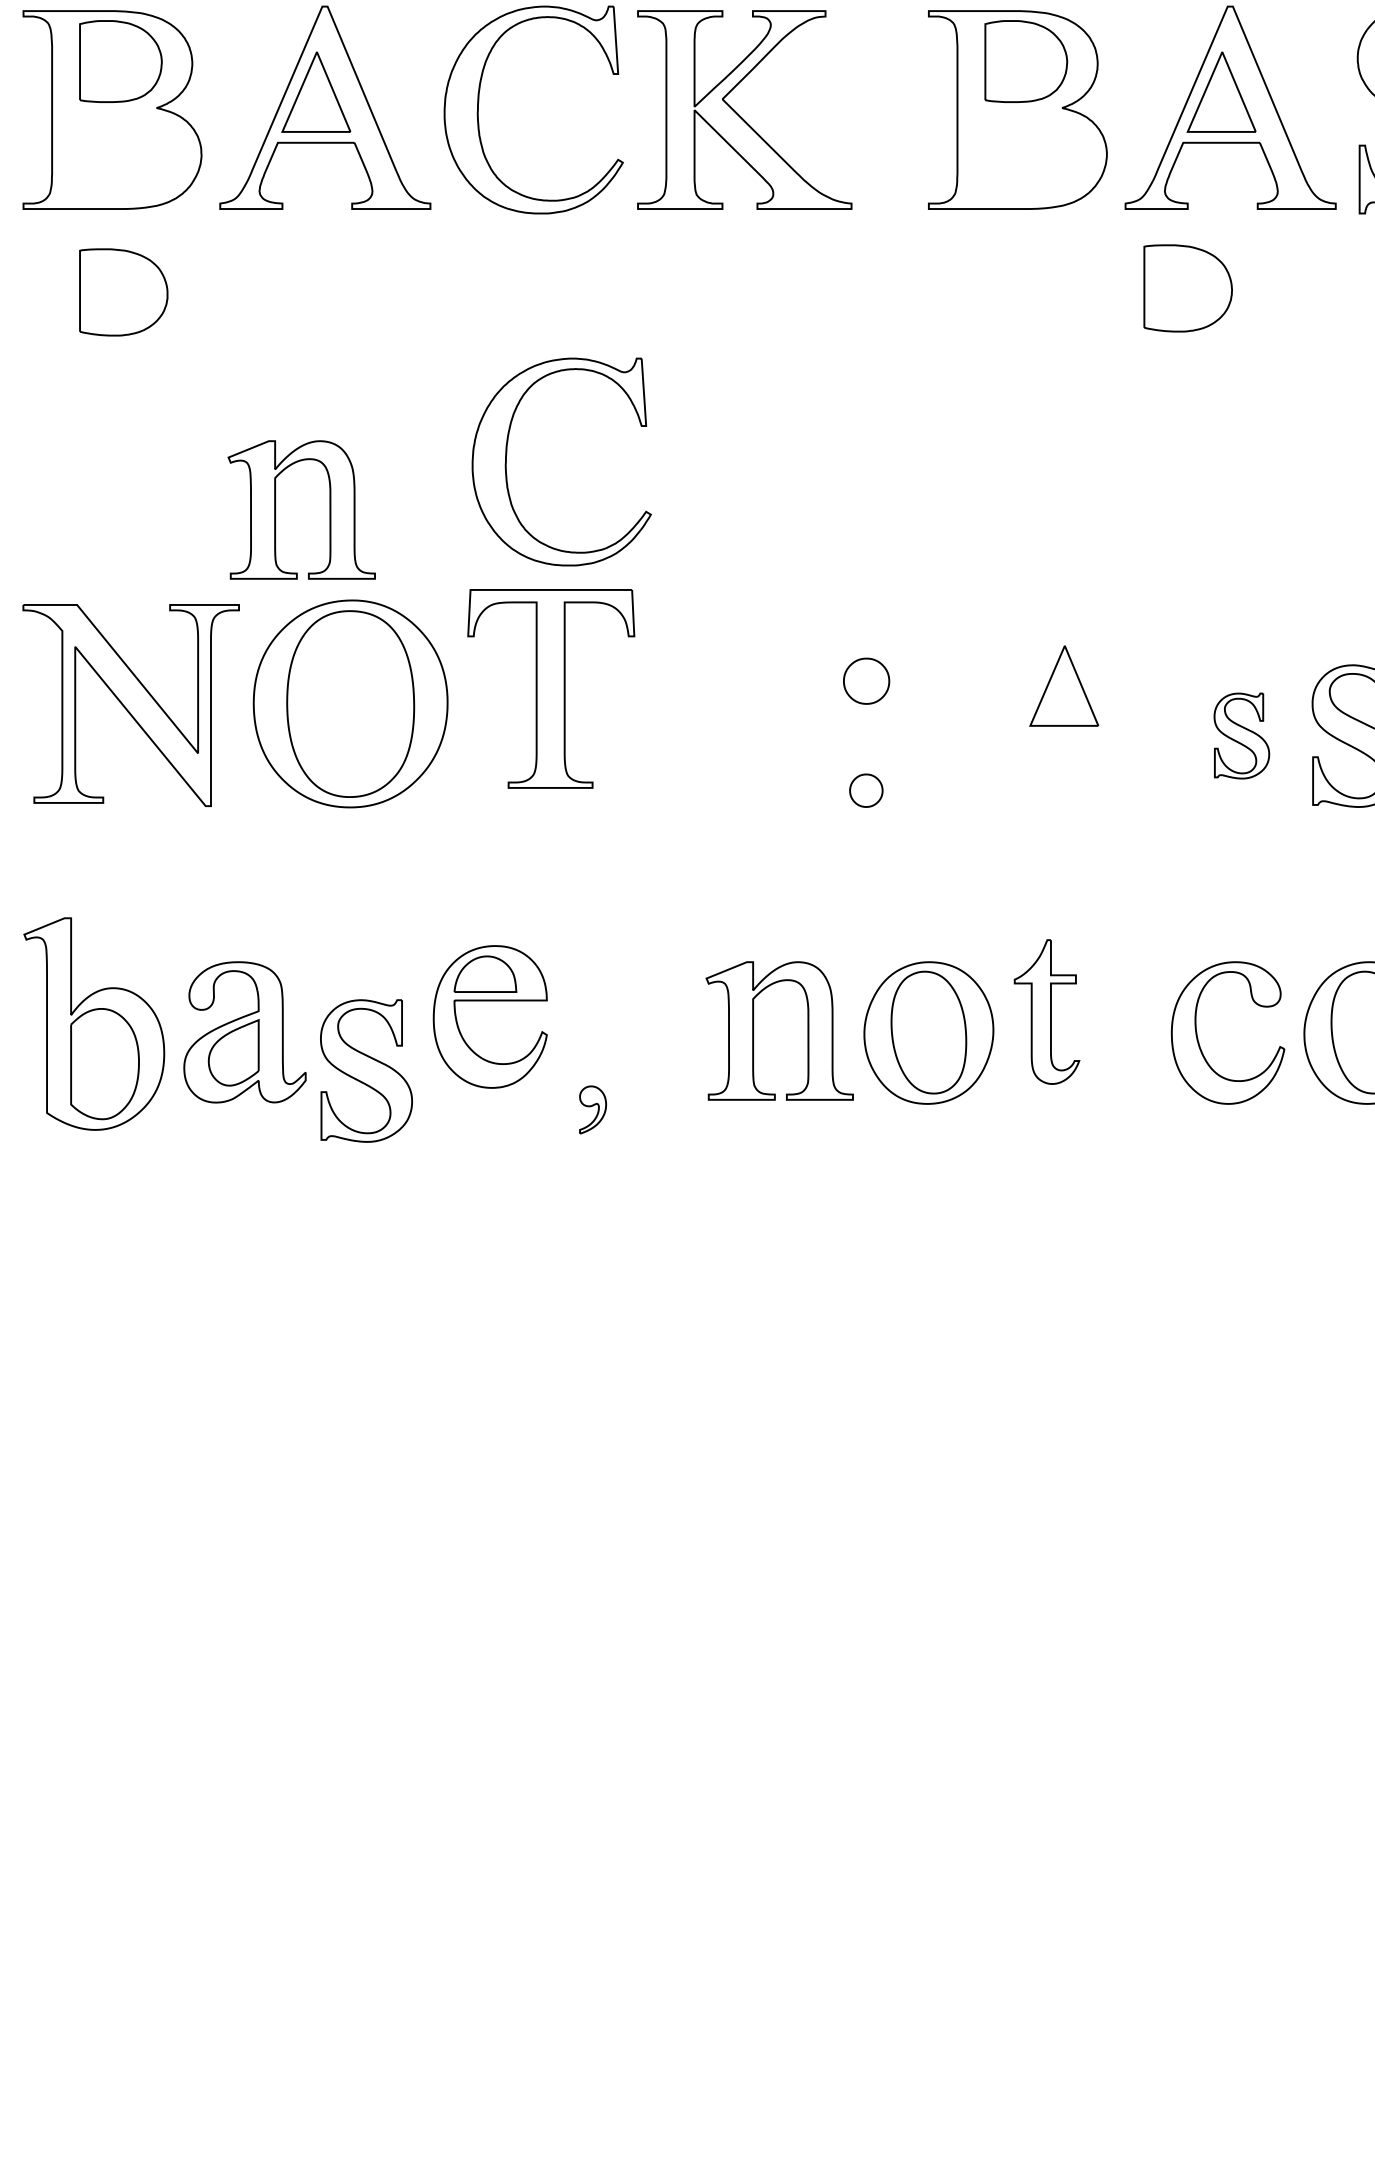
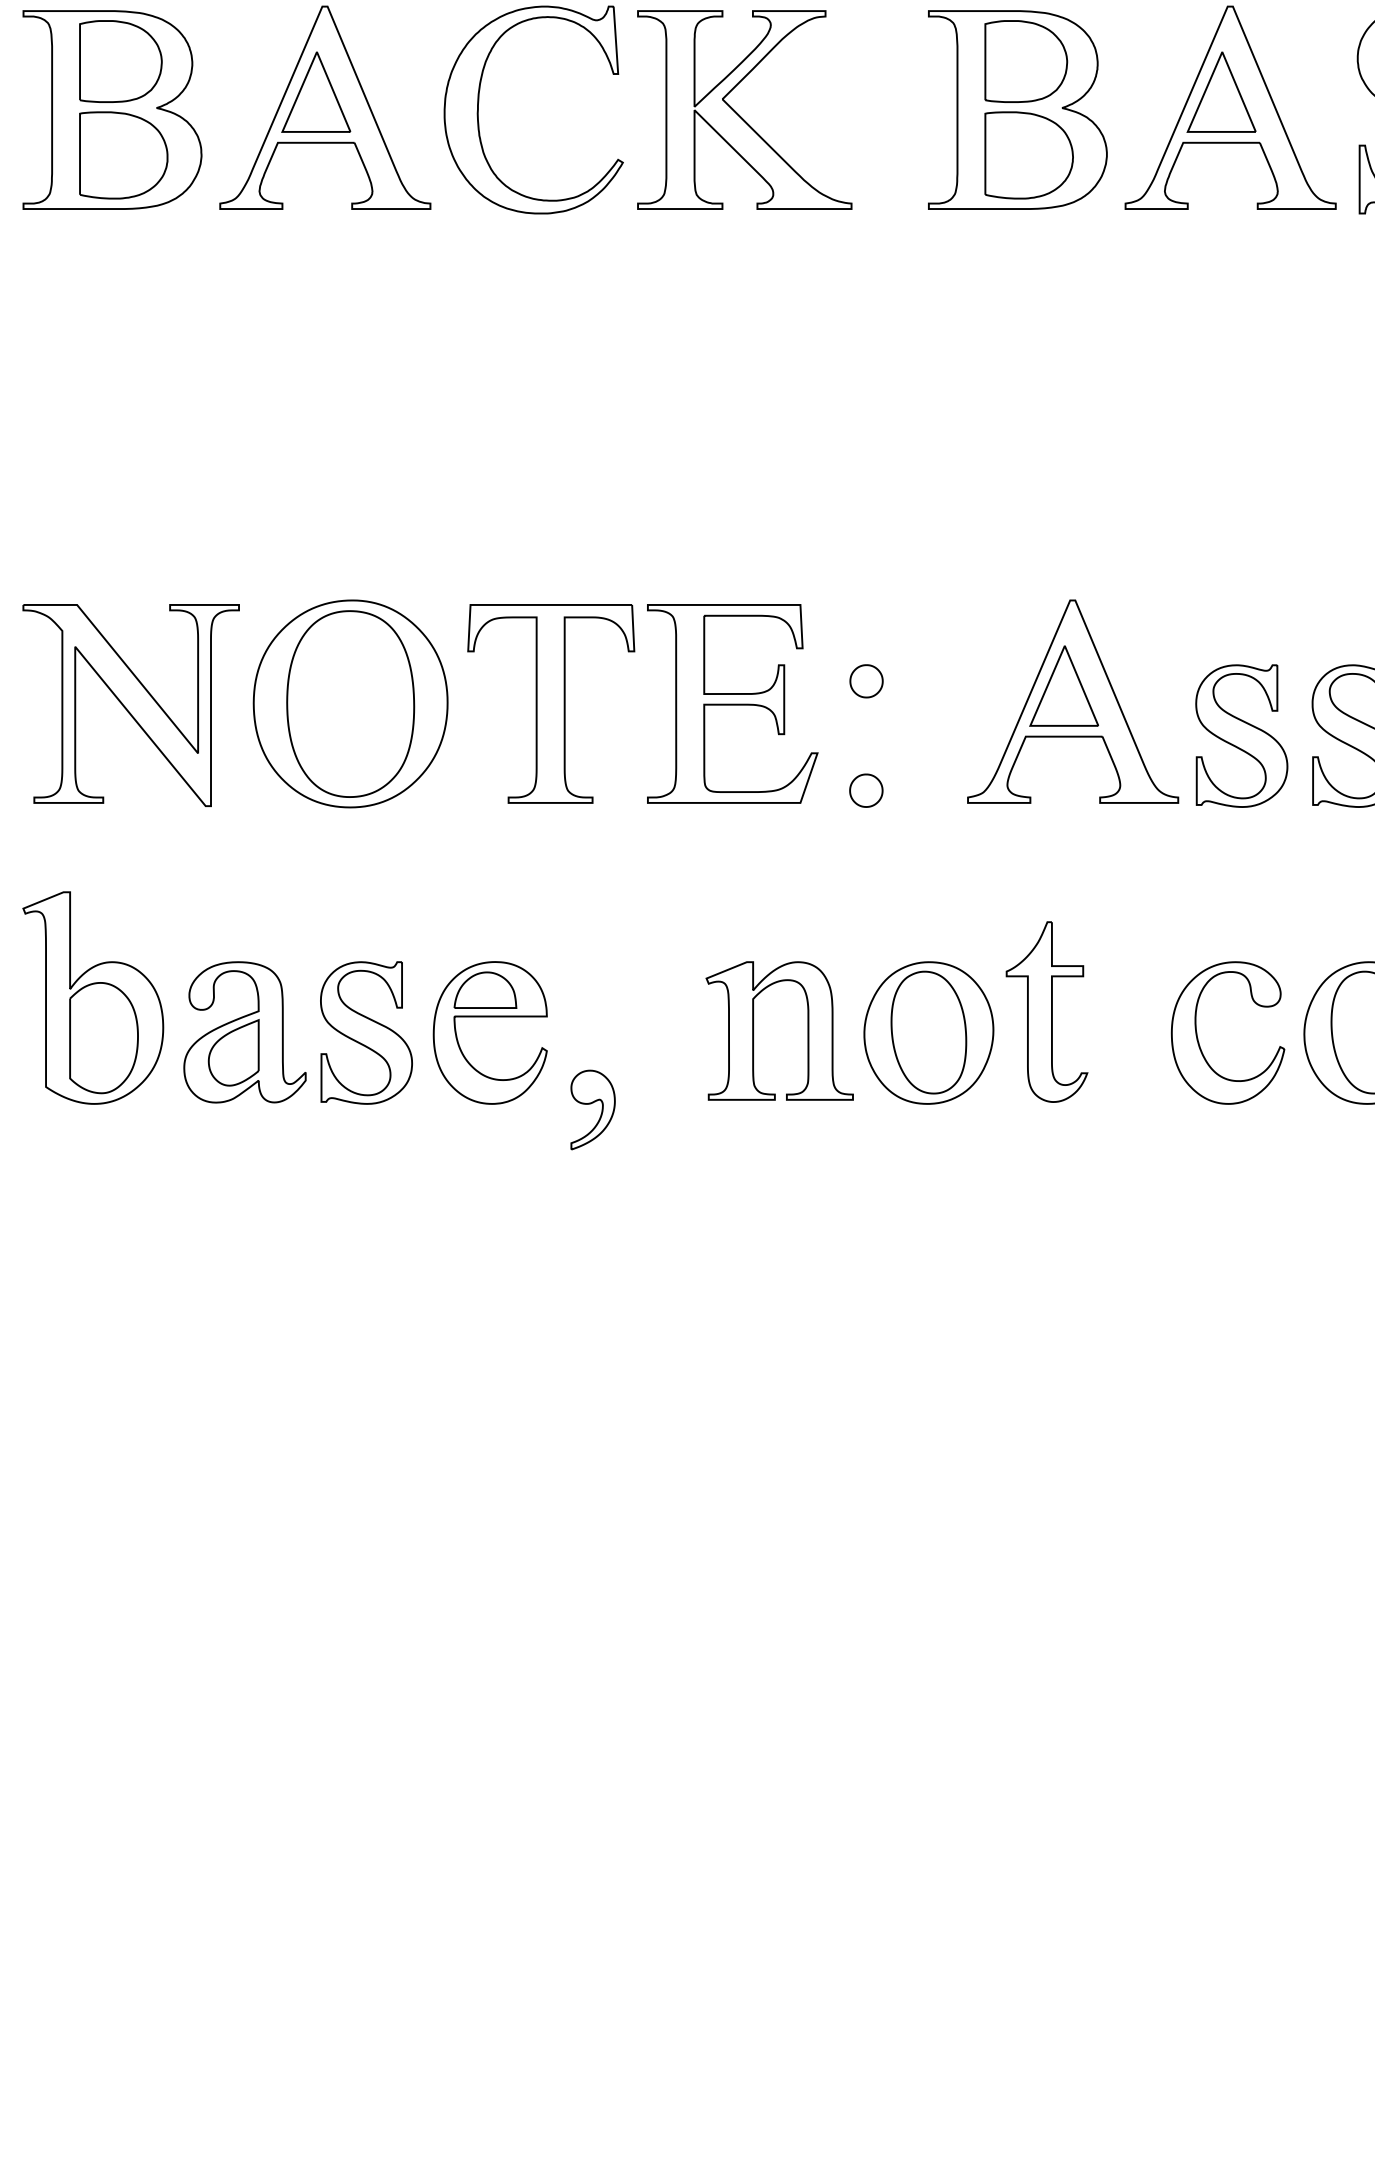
part position: (1187, 288) -> (1028, 155) (1028, 155)
part position: (123, 292) -> (123, 155) (123, 155)
part: present -> none (507, 453)
part: present -> none (275, 509)
part size: 48x48 px -> 35x35 px (866, 681)
part position: (551, 688) -> (551, 703) (551, 703)
part: none -> present (1073, 701)
part: none -> present (732, 703)
part size: 58x88 px -> 94x144 px (1241, 735)
part position: (489, 1001) -> (489, 1017) (489, 1017)
part size: 68x146 px -> 84x182 px (1046, 1011)
part position: (94, 1023) -> (93, 997) (93, 997)
part position: (366, 1070) -> (366, 1032) (366, 1032)
part size: 28x50 px -> 46x82 px (592, 1109)
